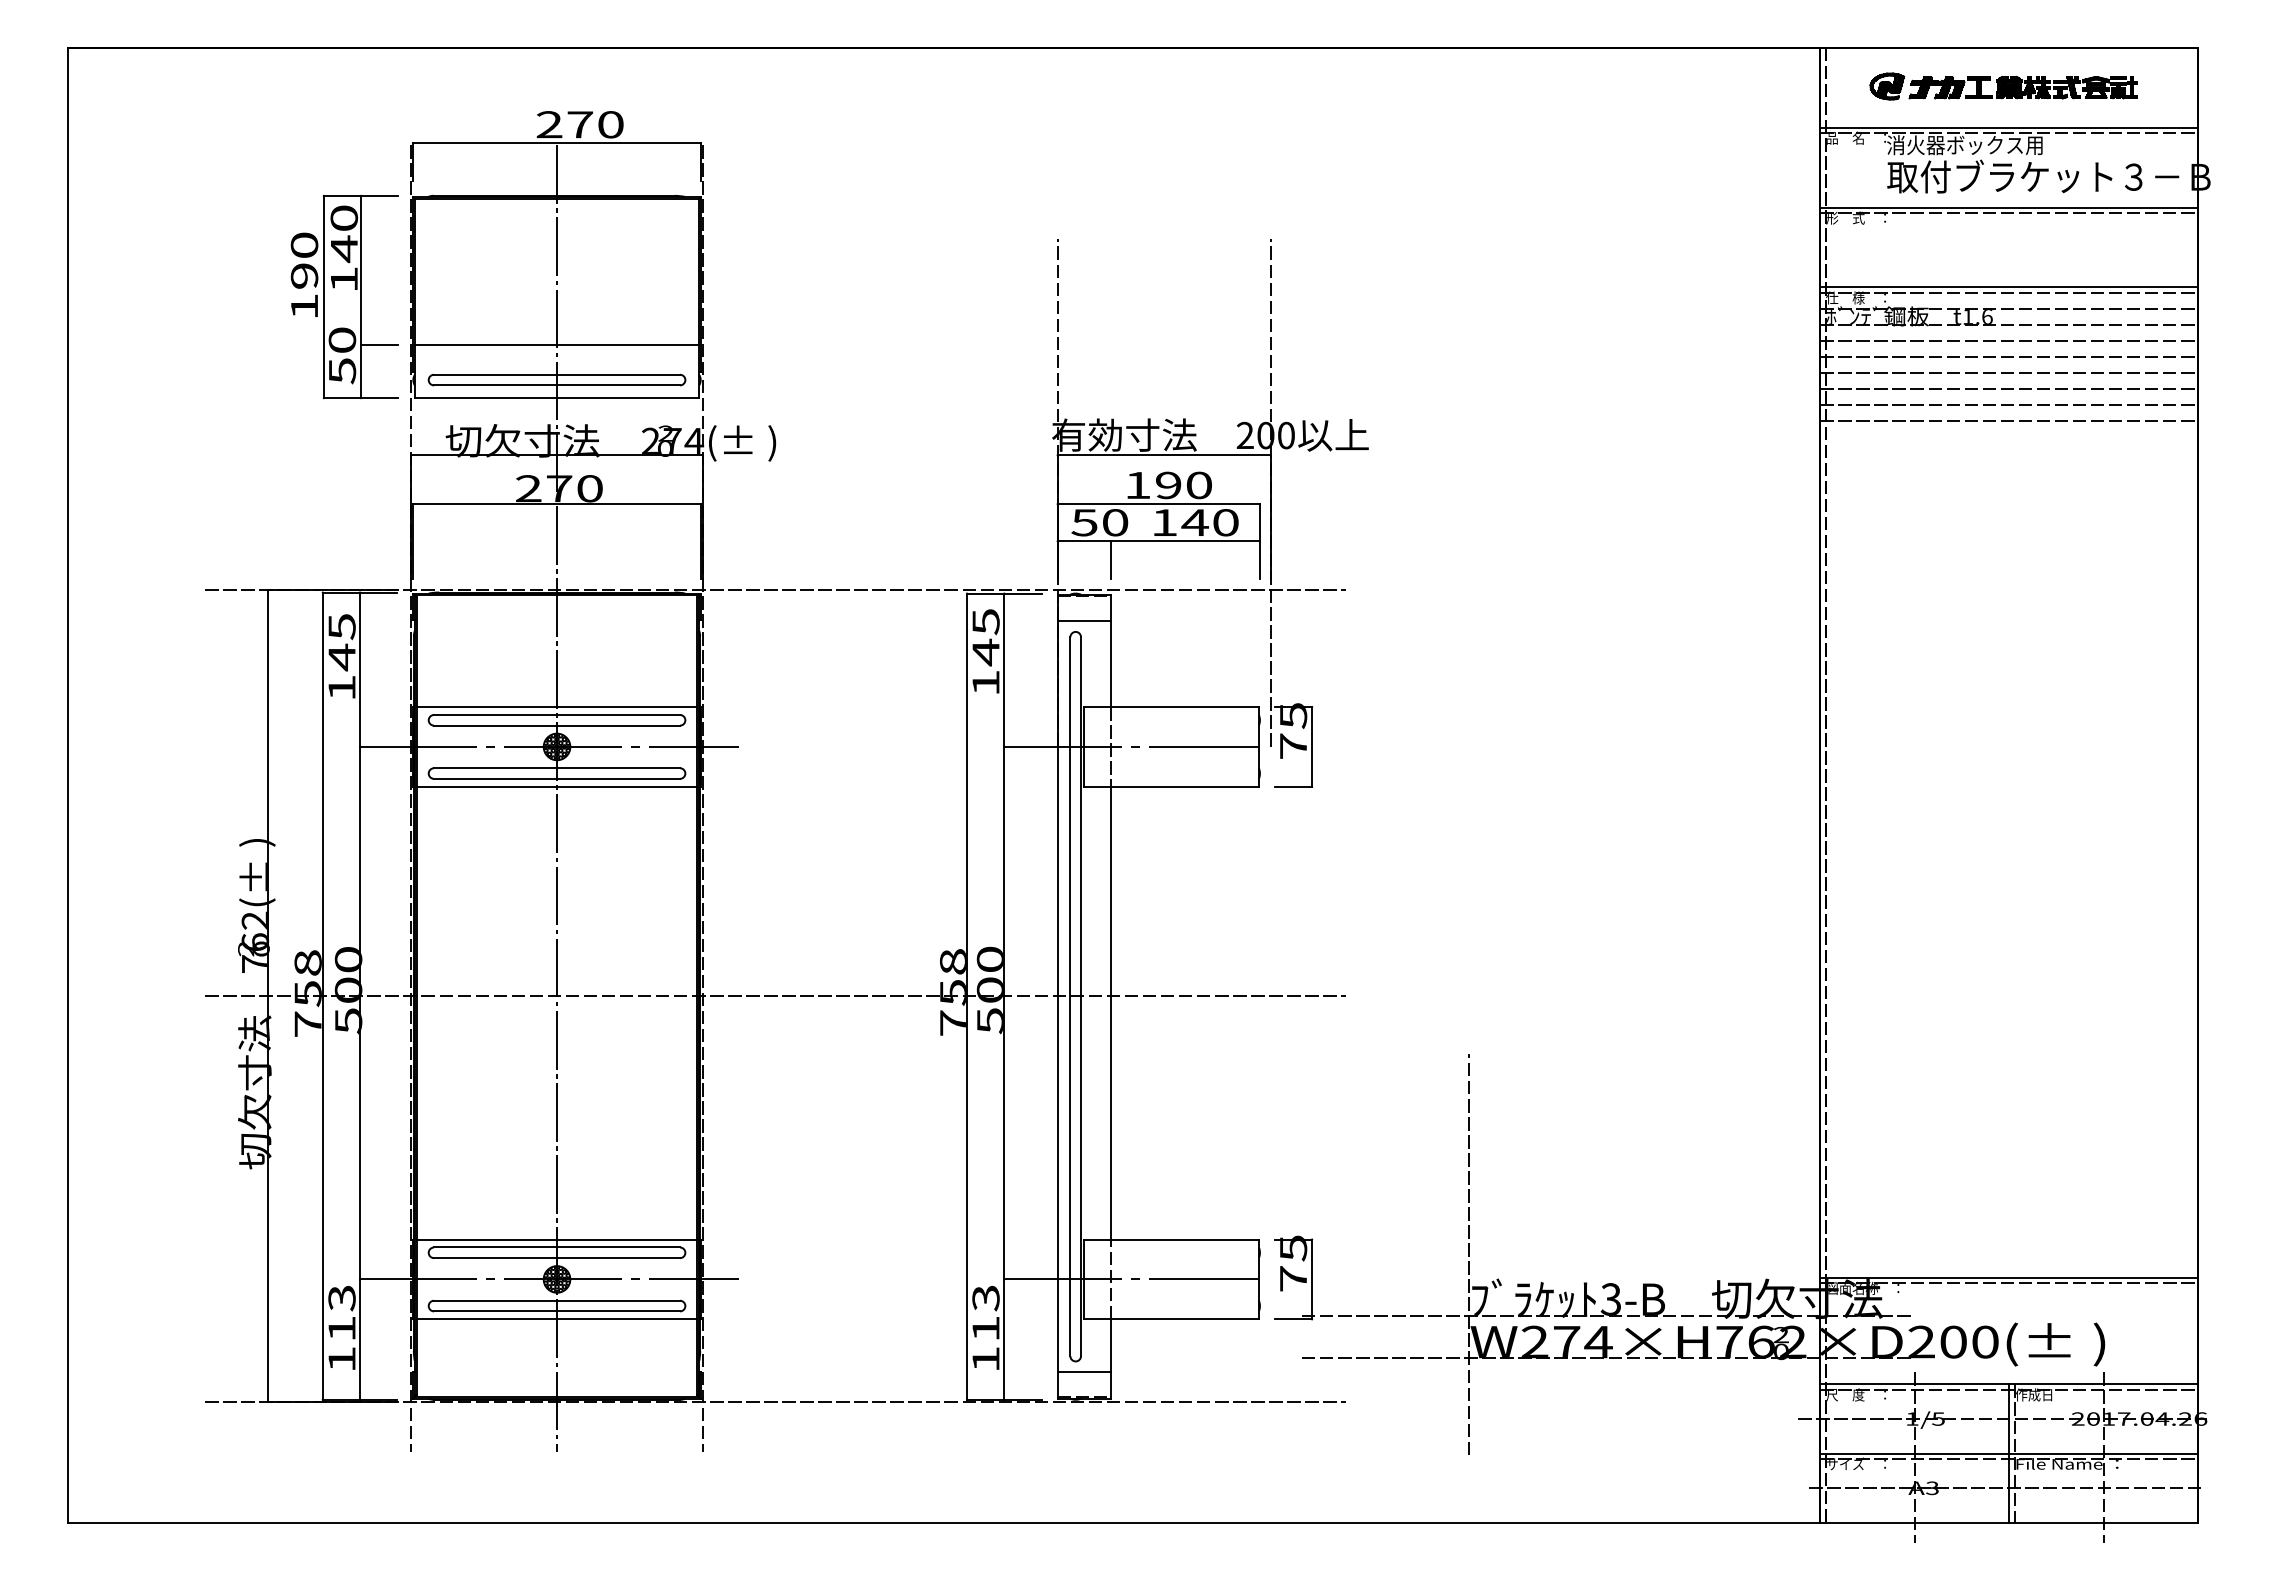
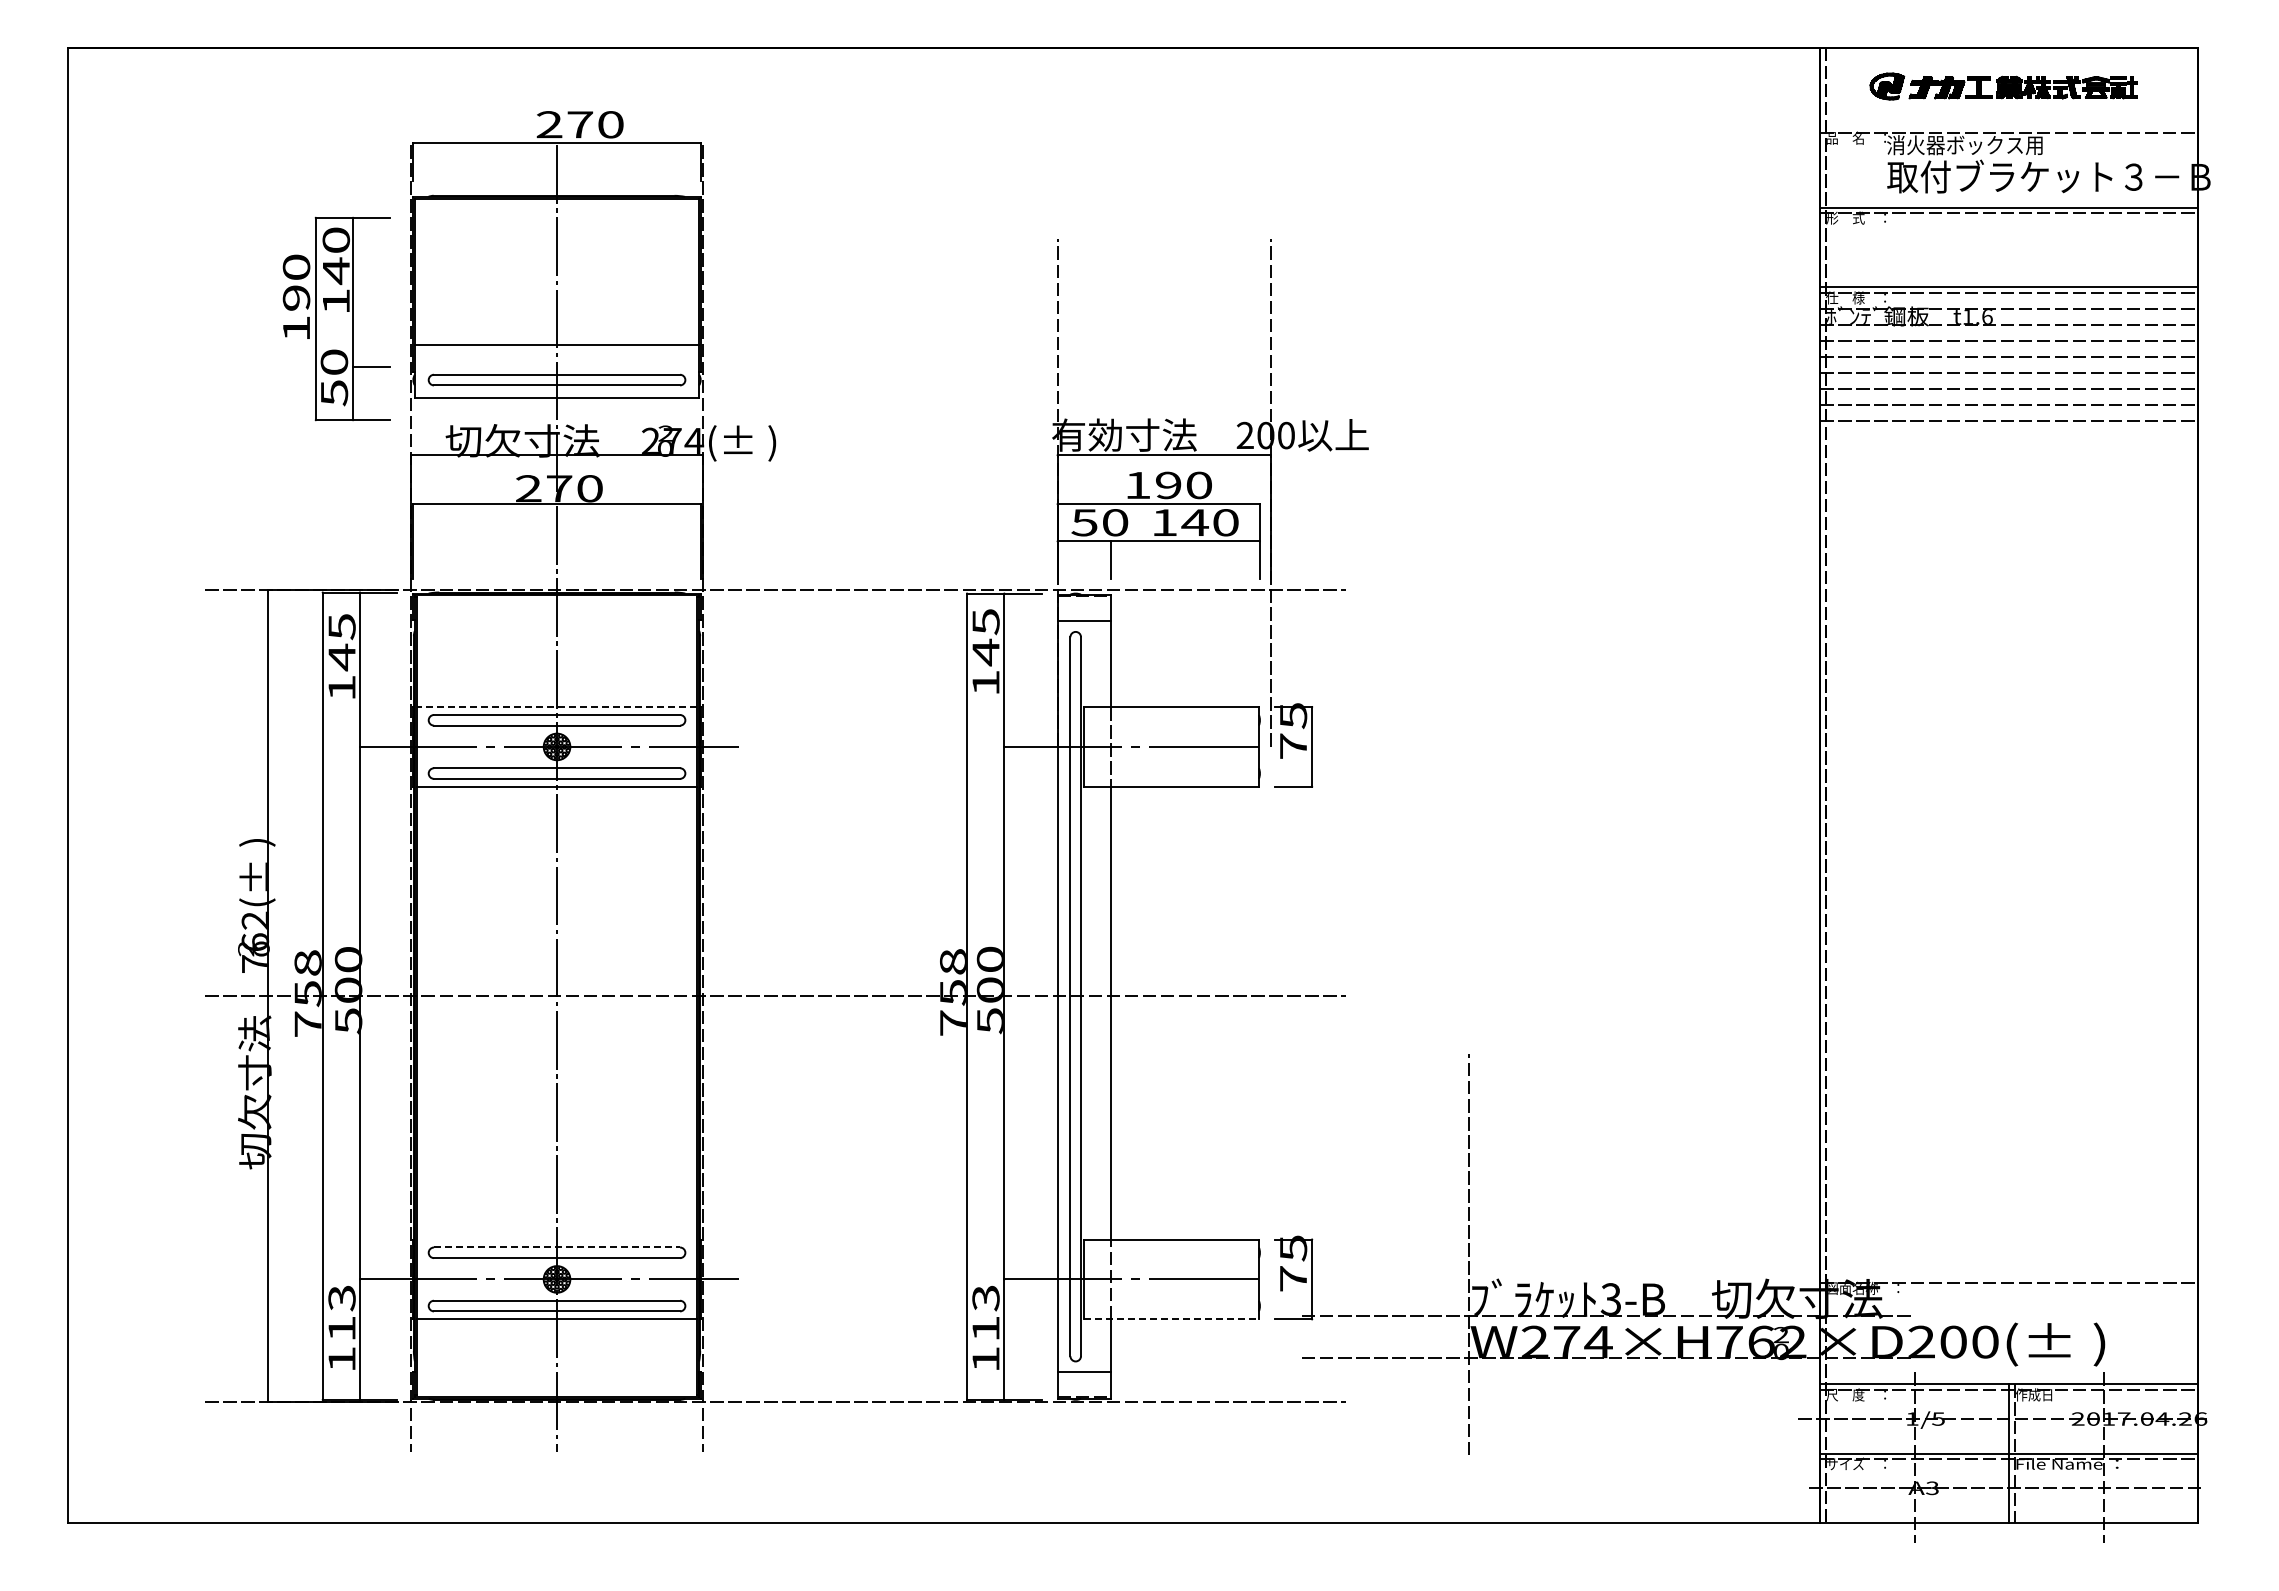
line: present -> none (2009, 127)
part position: (344, 296) -> (336, 318) (336, 318)
line: solid -> dashed (556, 707)
line: present -> none (556, 1239)
line: solid -> dashed (557, 1247)
line: present -> none (2009, 1277)
line: solid -> dashed (1172, 1319)
